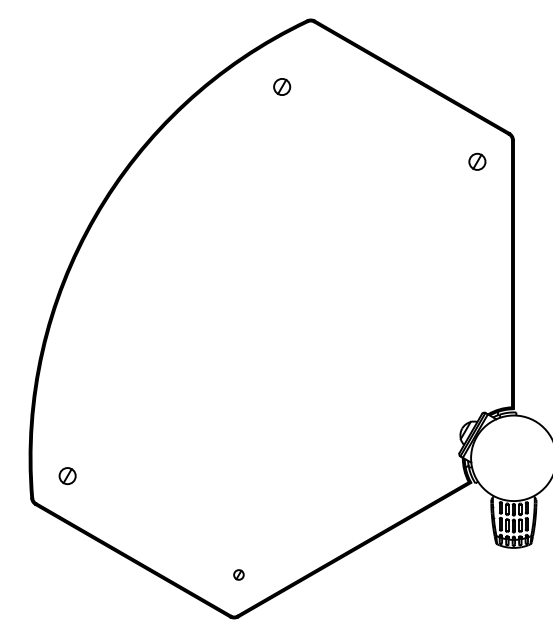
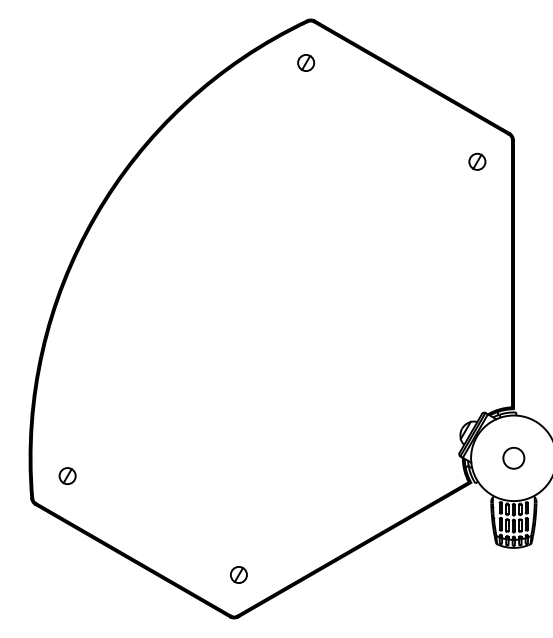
part position: (282, 86) -> (306, 62) (306, 62)
circle: none -> present (513, 457)
part size: 12x12 px -> 18x18 px (238, 574)
